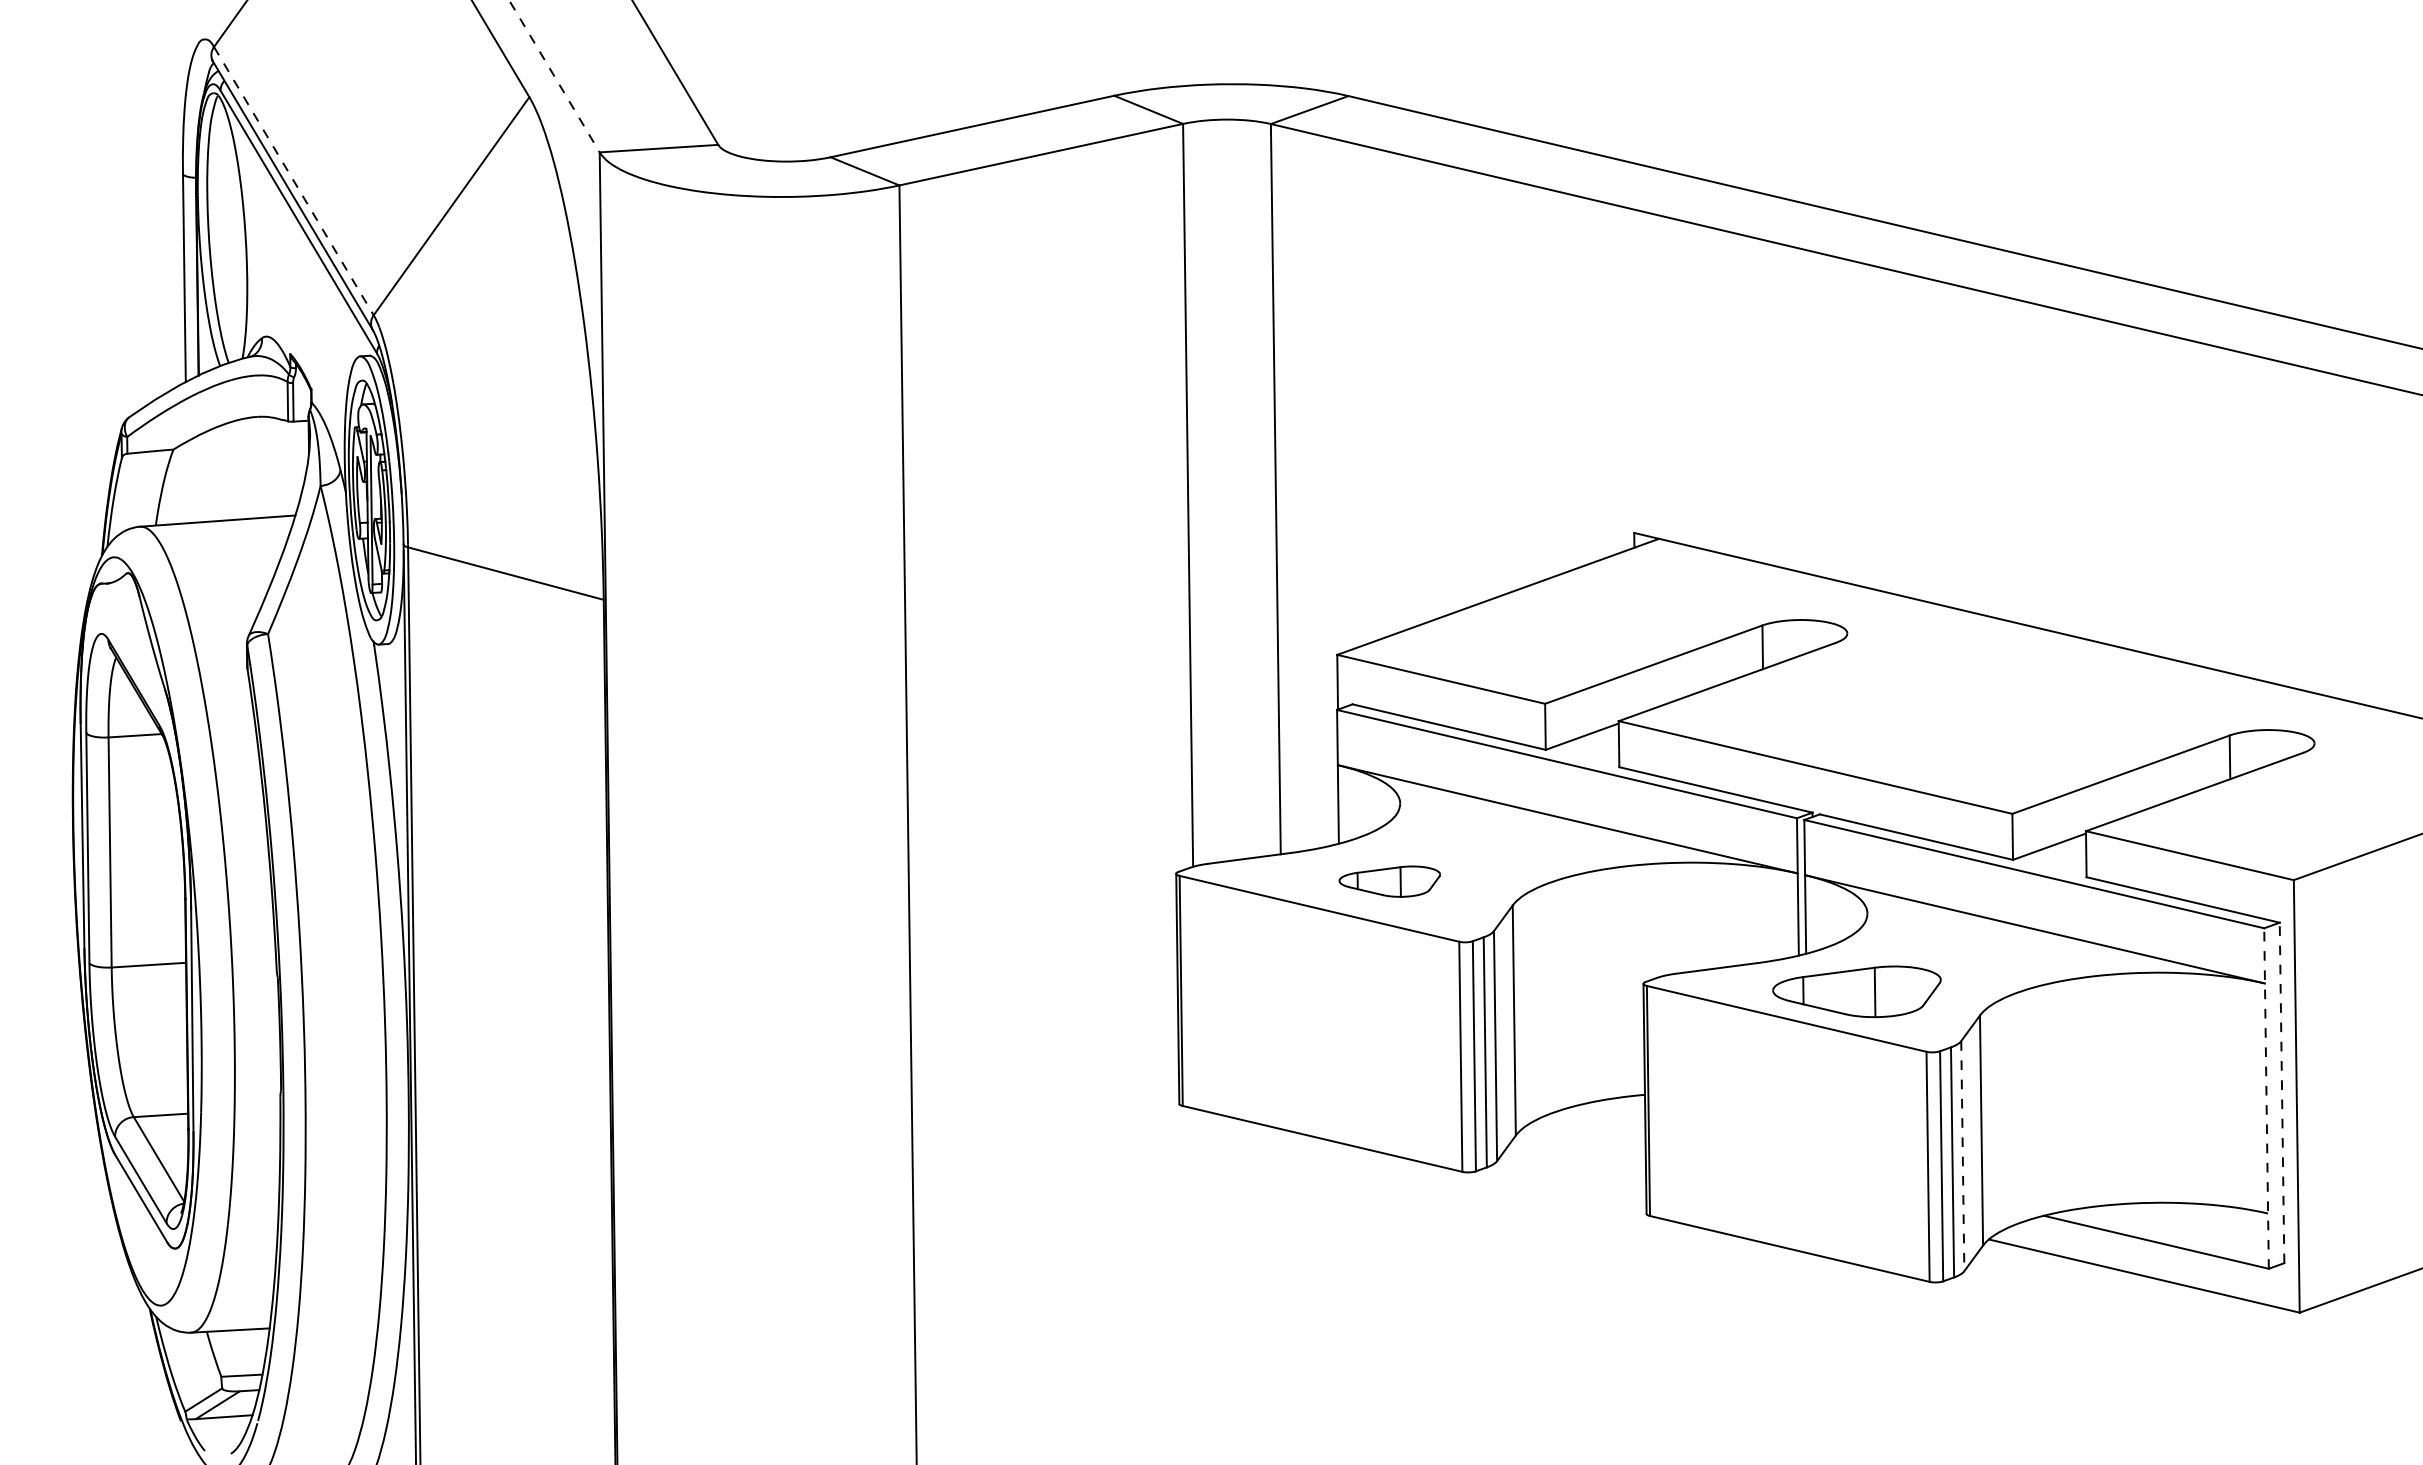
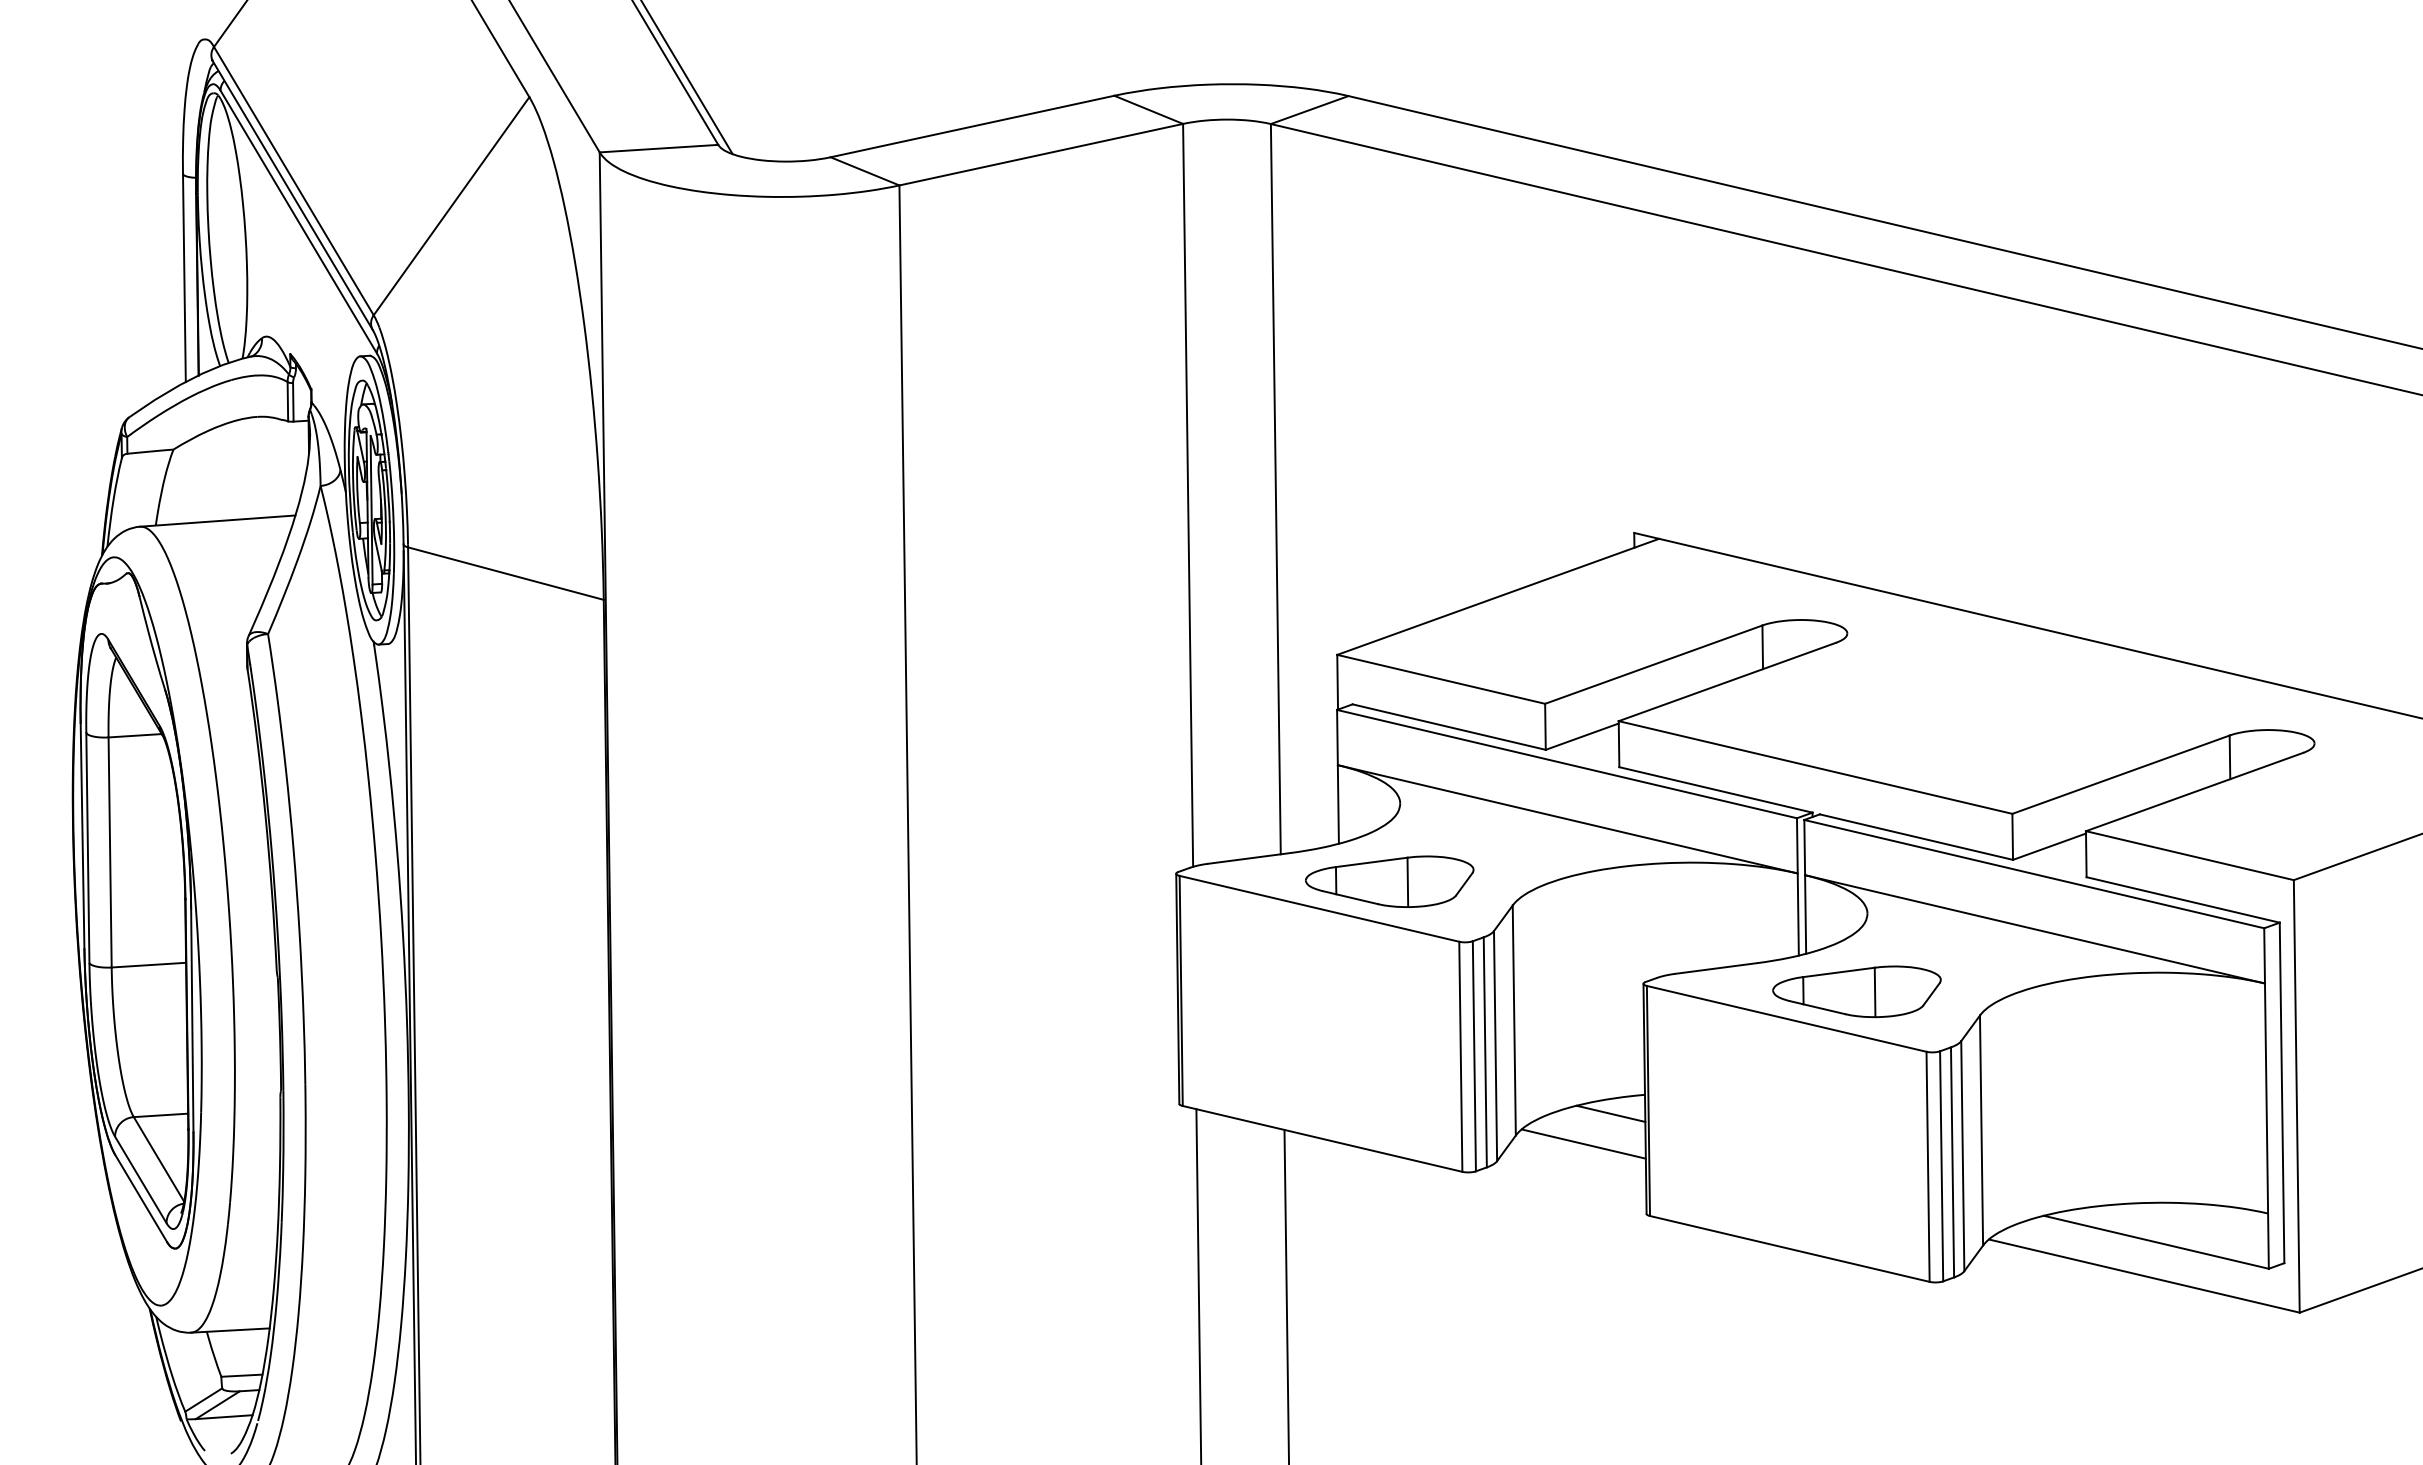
line: dashed -> solid (554, 76)
line: none -> present (687, 78)
line: dashed -> solid (294, 181)
part size: 103x33 px -> 170x53 px (1389, 881)
line: dashed -> solid (2282, 1092)
line: dashed -> solid (2266, 1098)
line: none -> present (1610, 1113)
line: none -> present (1583, 1143)
line: dashed -> solid (1962, 1156)
line: none -> present (1198, 1285)
line: none -> present (1286, 1295)
